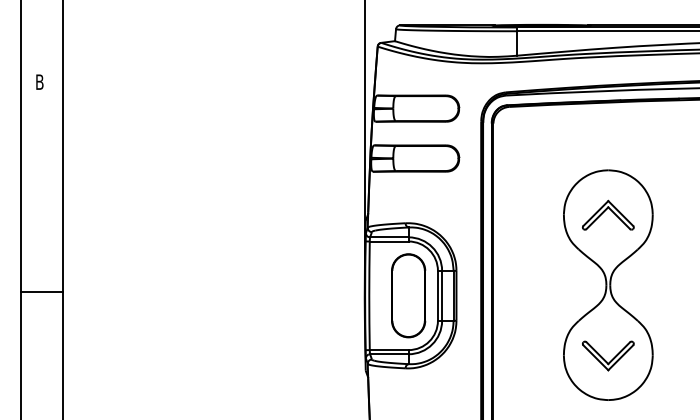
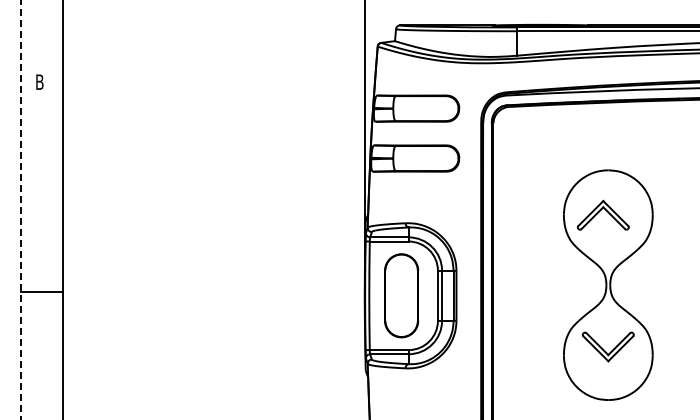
line: solid -> dashed (21, 210)
part position: (607, 214) -> (602, 214) (602, 214)
part position: (408, 295) -> (401, 295) (401, 295)
part position: (608, 355) -> (608, 346) (608, 346)
